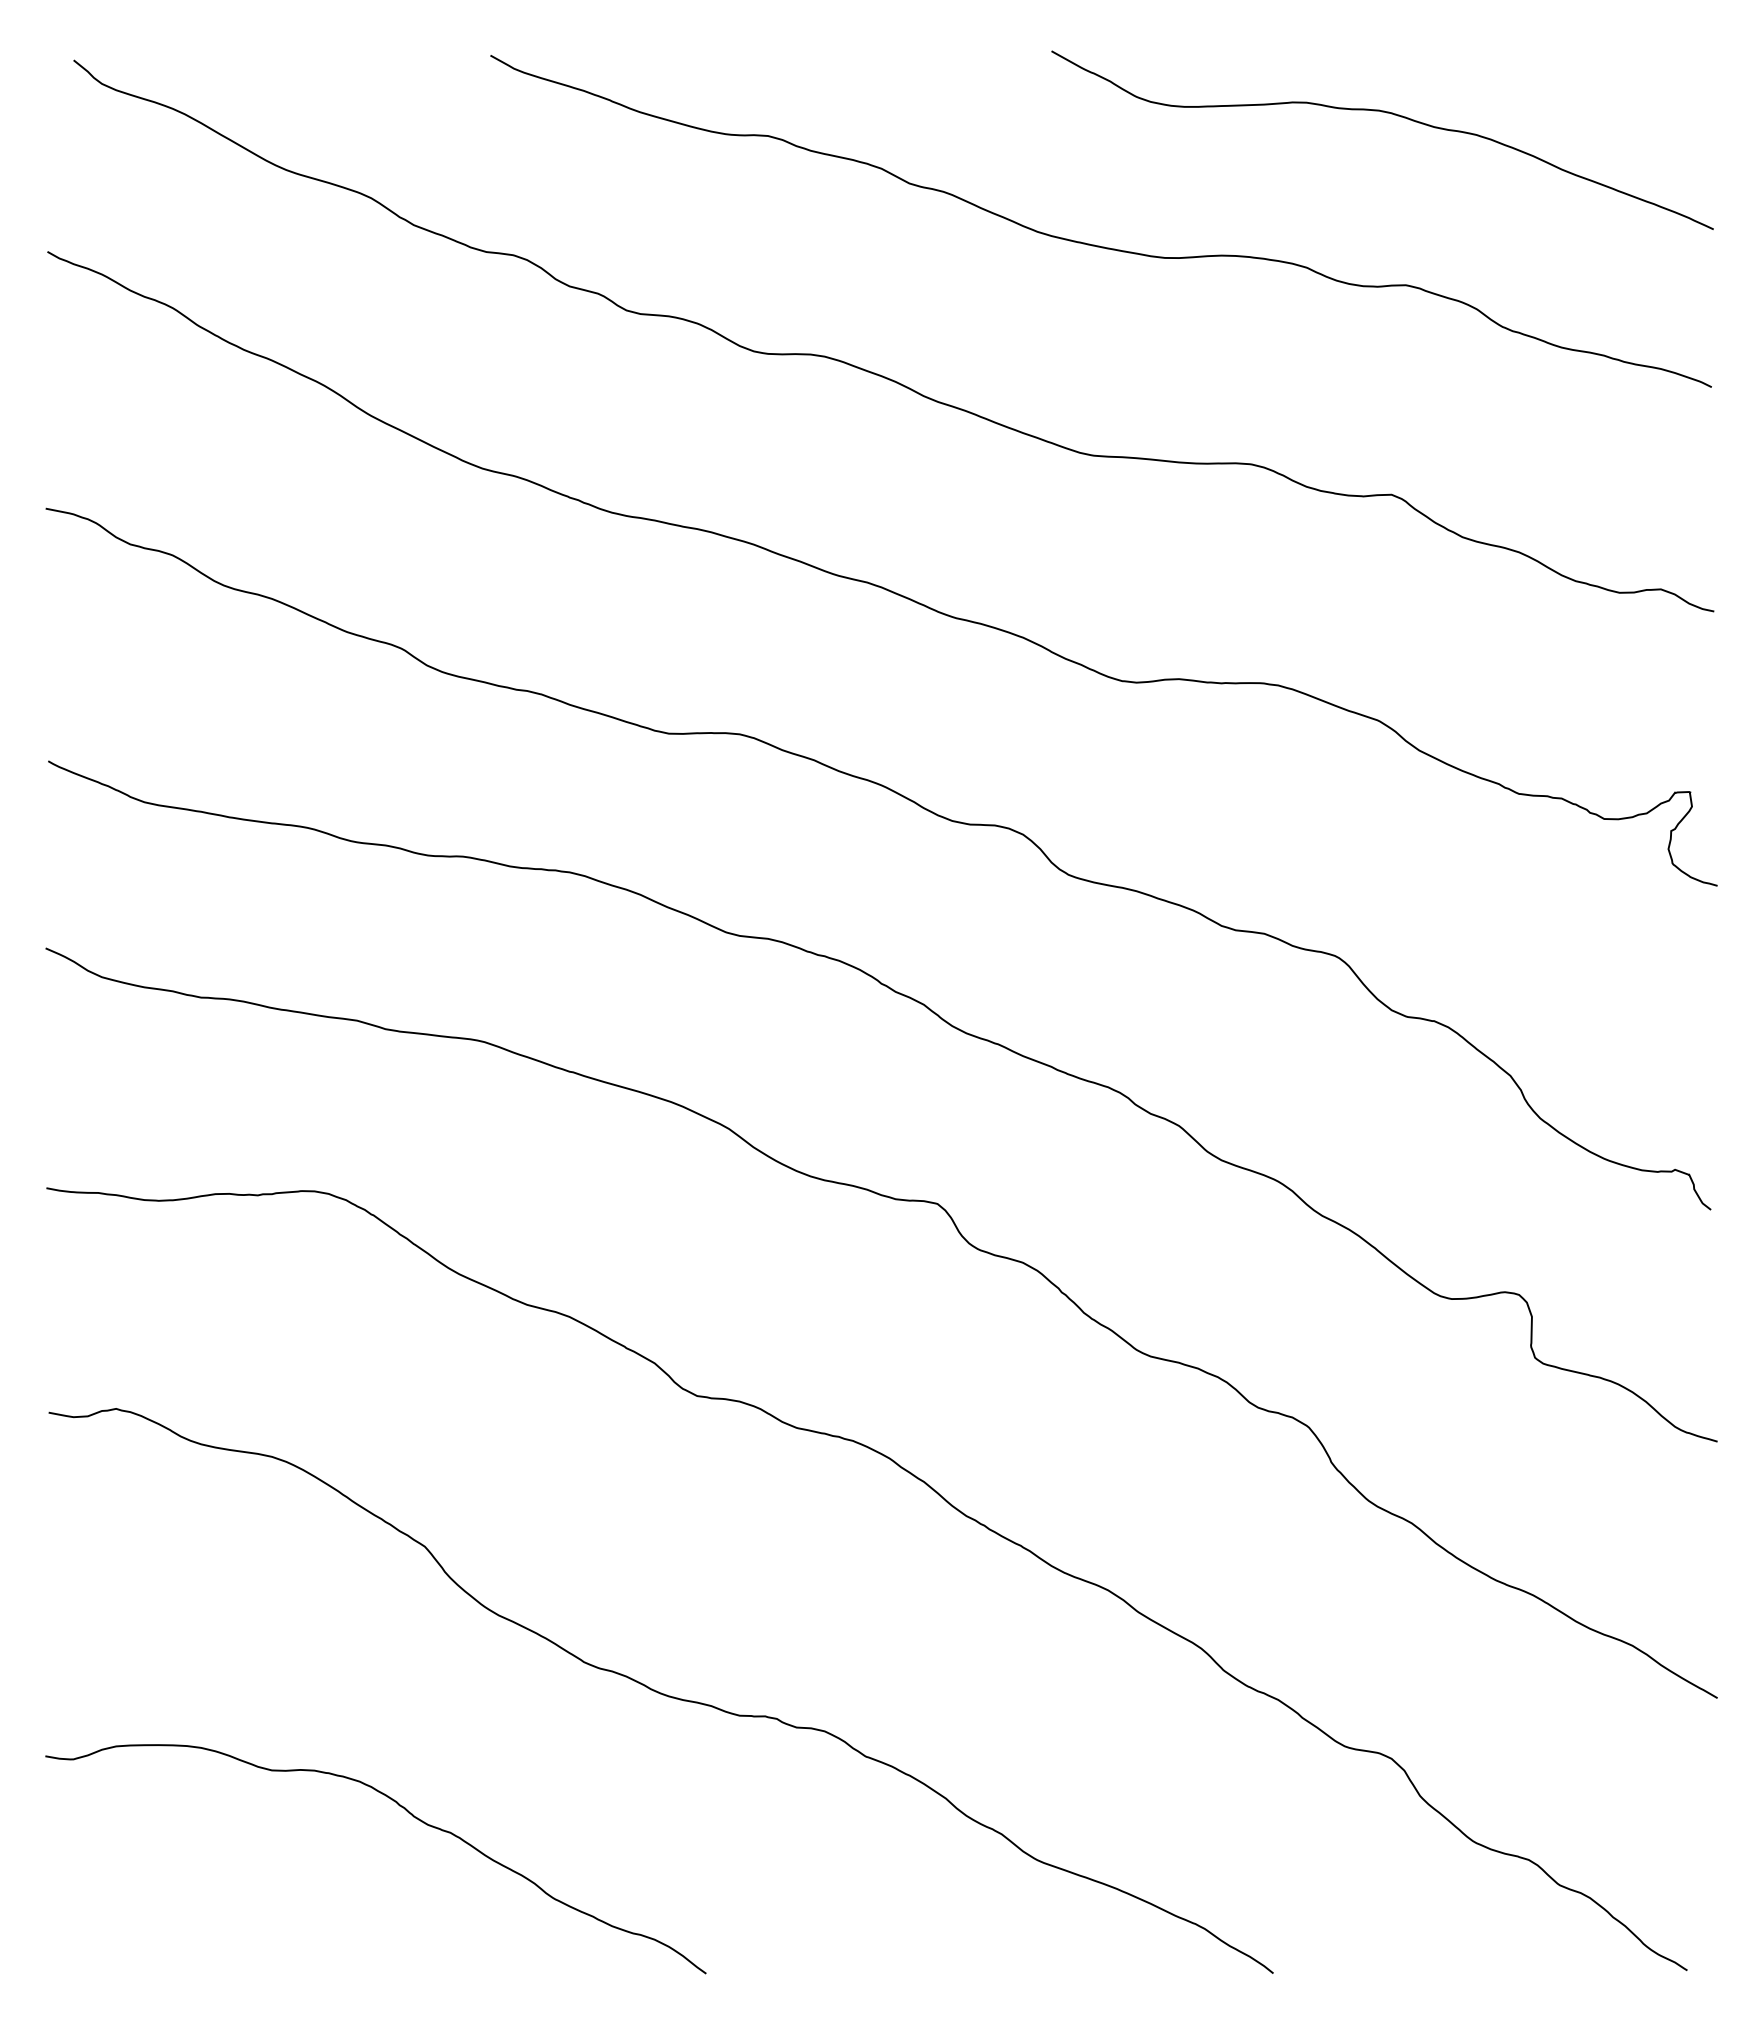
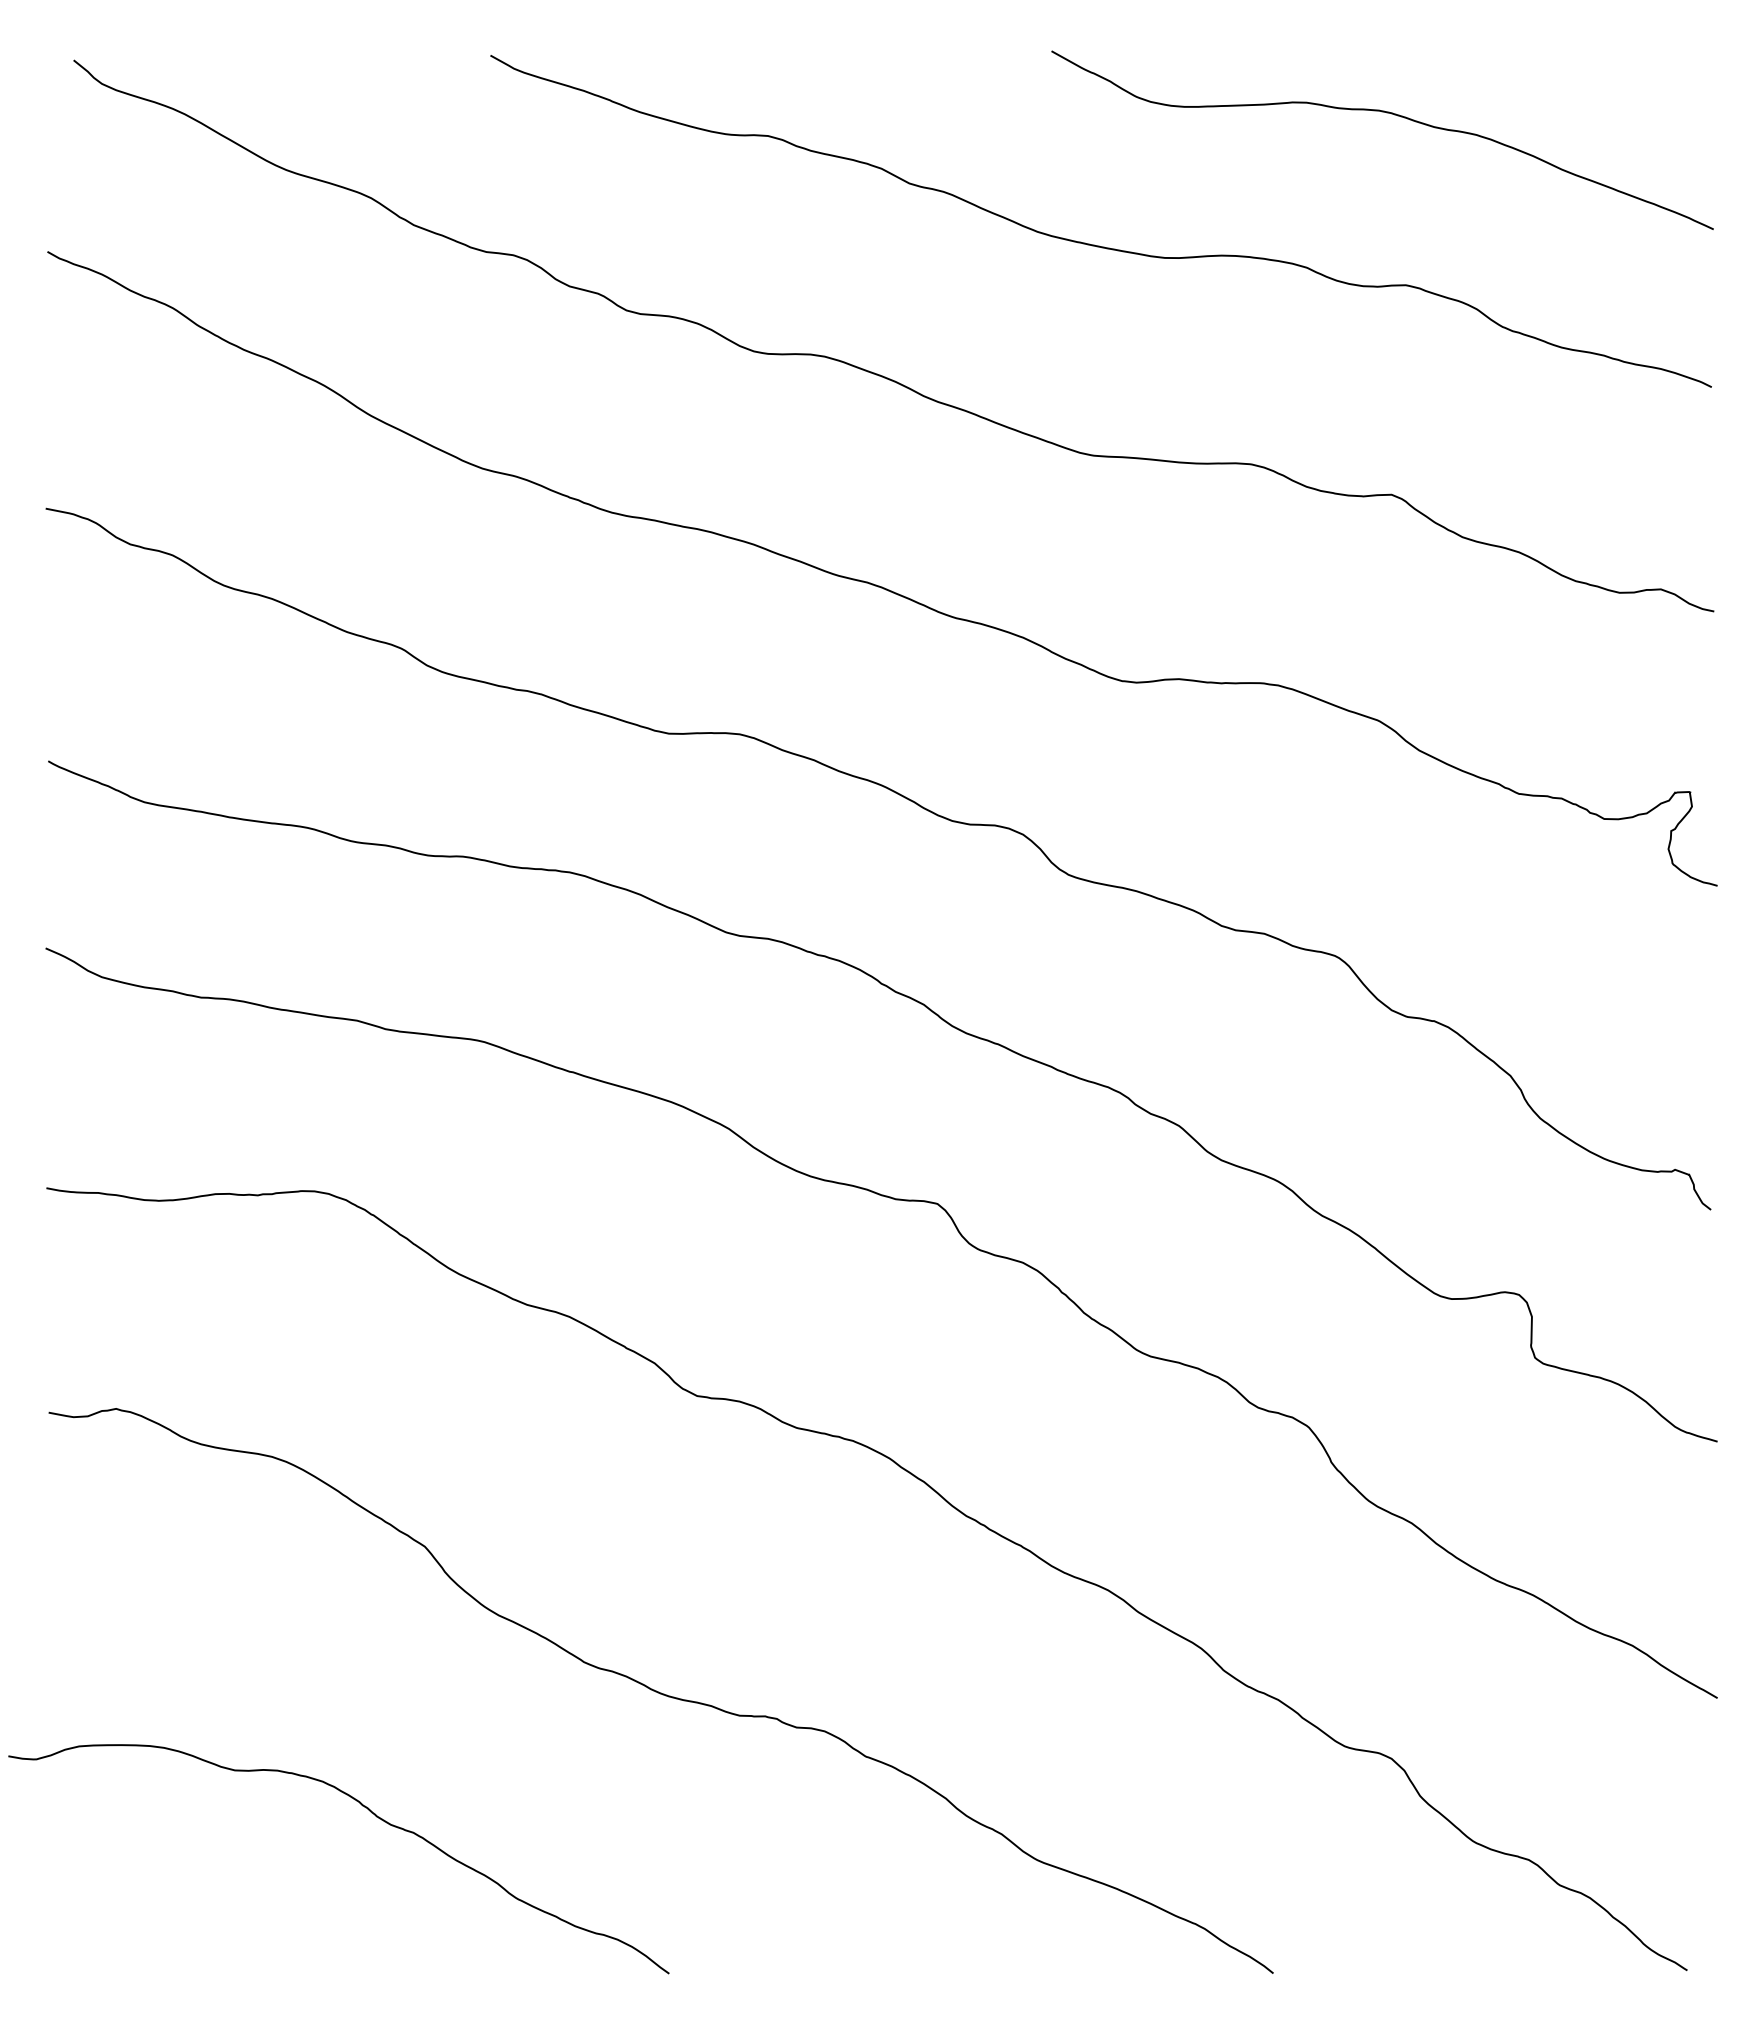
curve position: (408, 1813) -> (371, 1813) (371, 1813)
